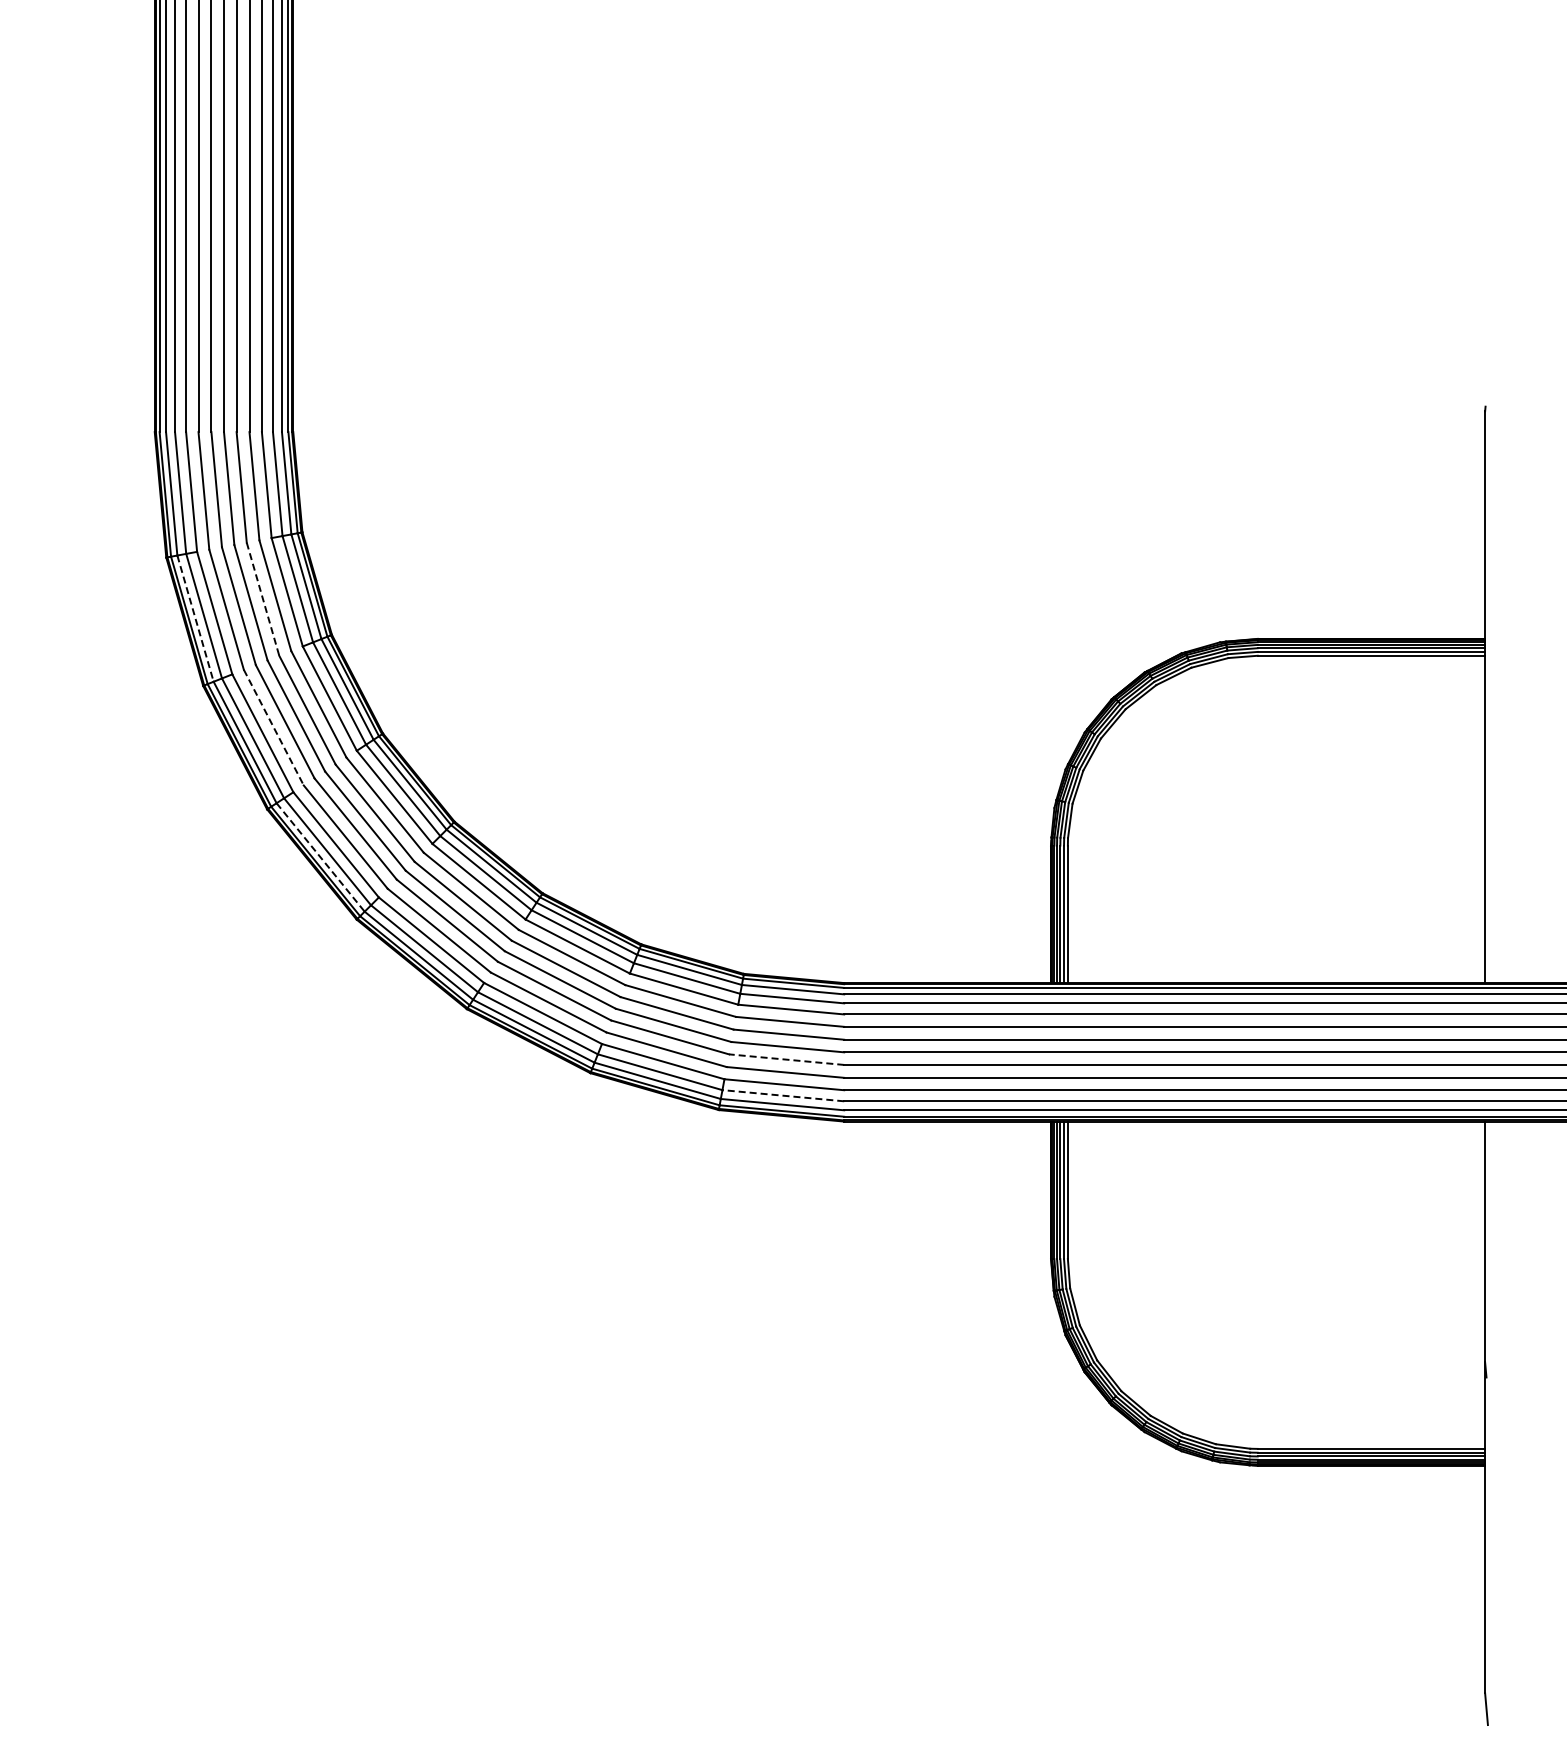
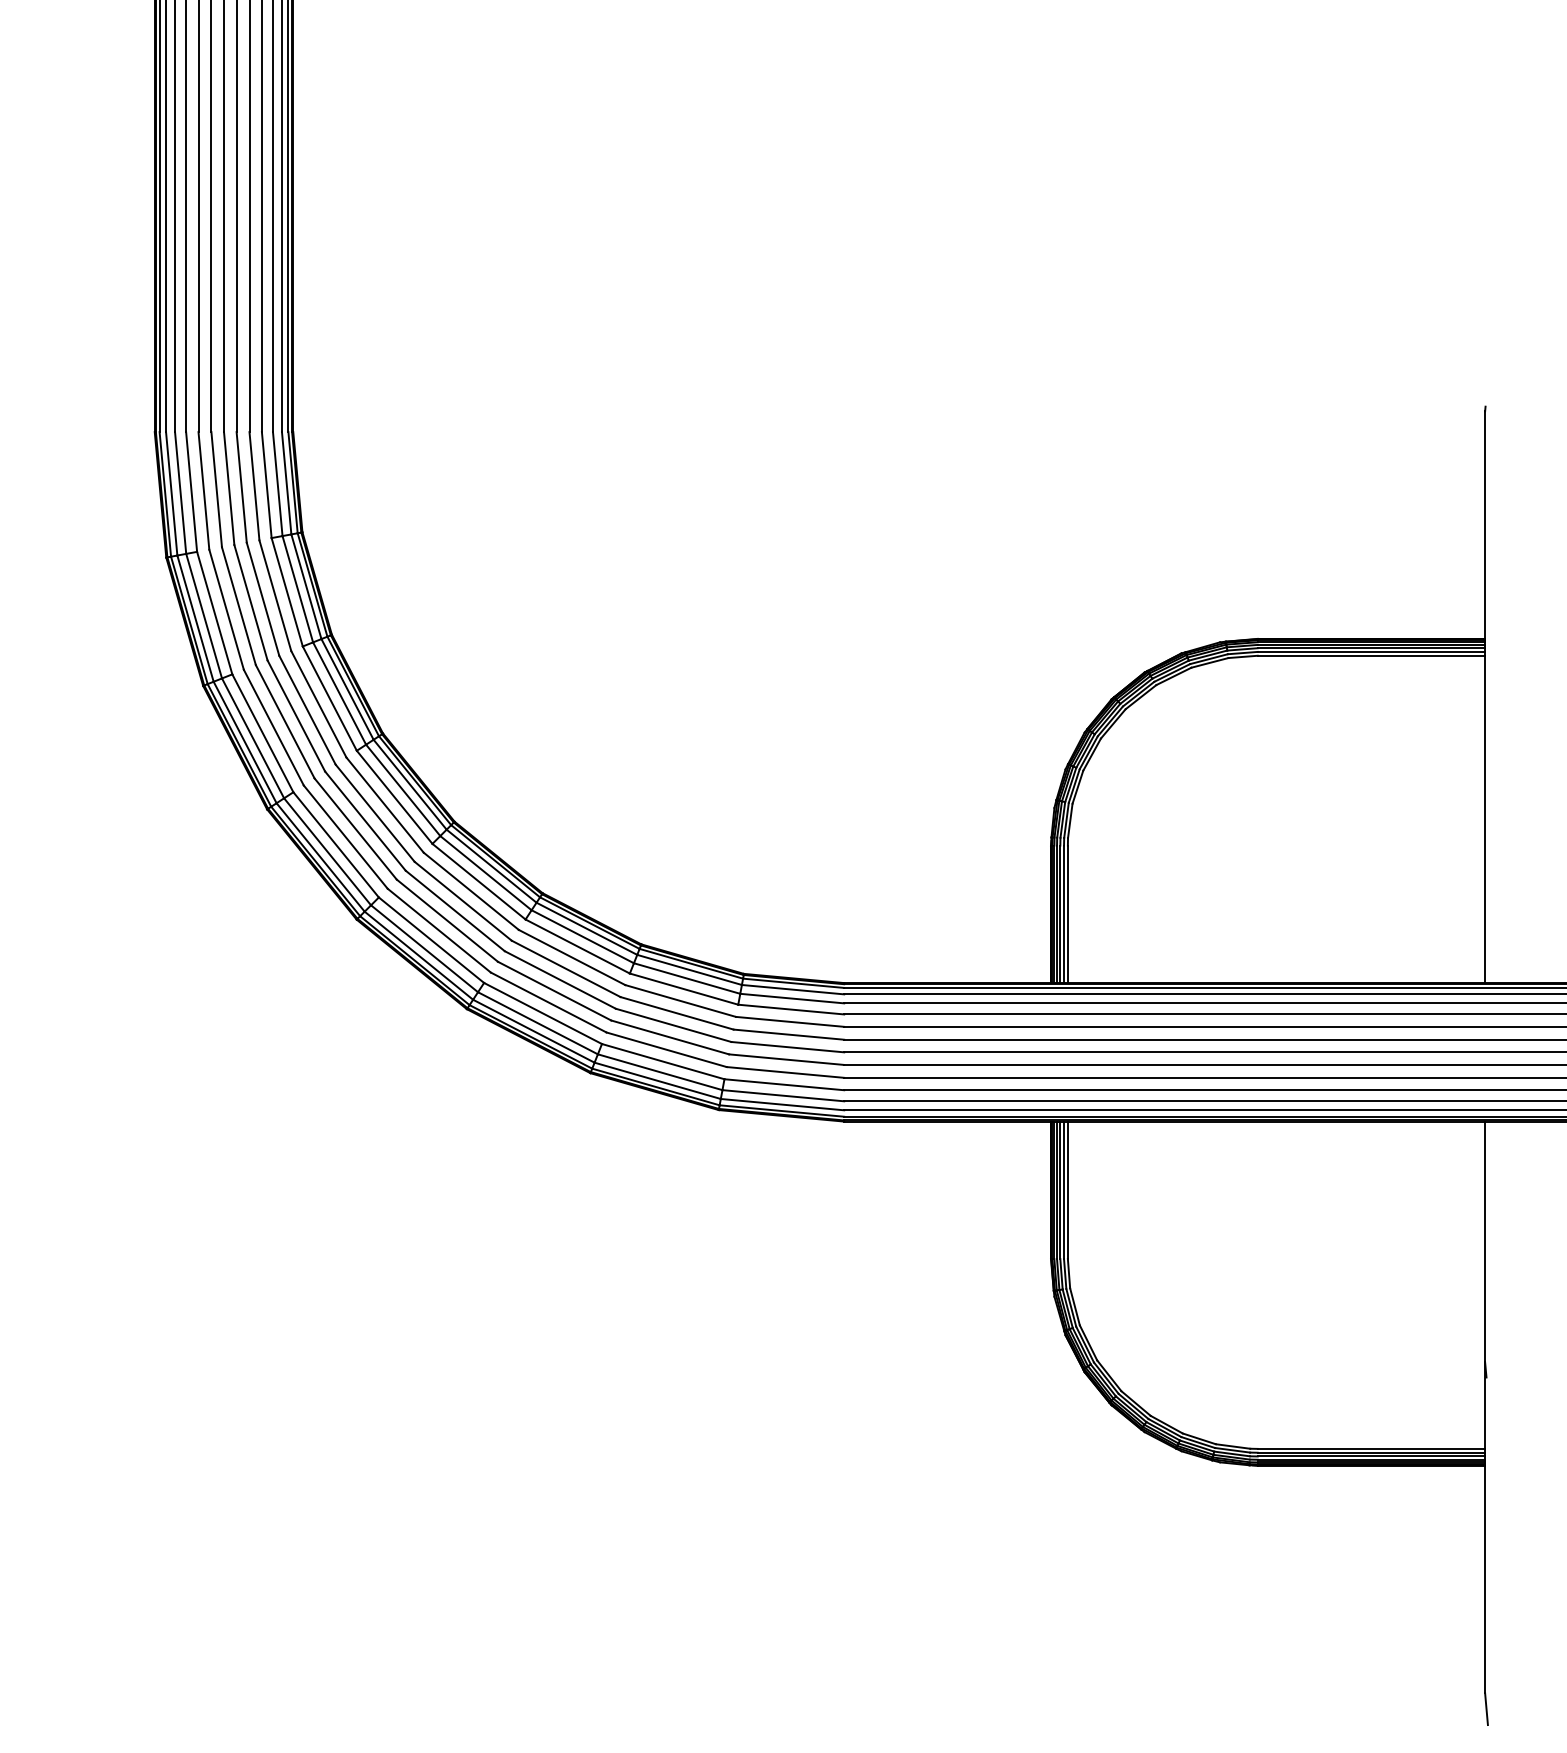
line: dashed -> solid (263, 599)
line: dashed -> solid (195, 618)
line: dashed -> solid (274, 728)
line: dashed -> solid (320, 857)
line: dashed -> solid (786, 1059)
line: dashed -> solid (782, 1095)
